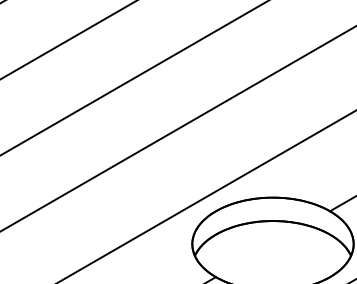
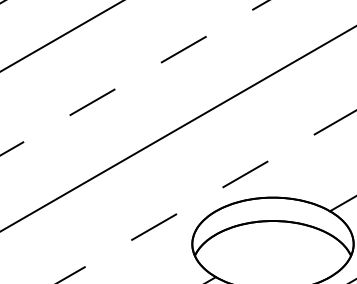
line position: (68, 40) -> (61, 36) (61, 36)
line: solid -> dashed (134, 77)
line: solid -> dashed (206, 197)
